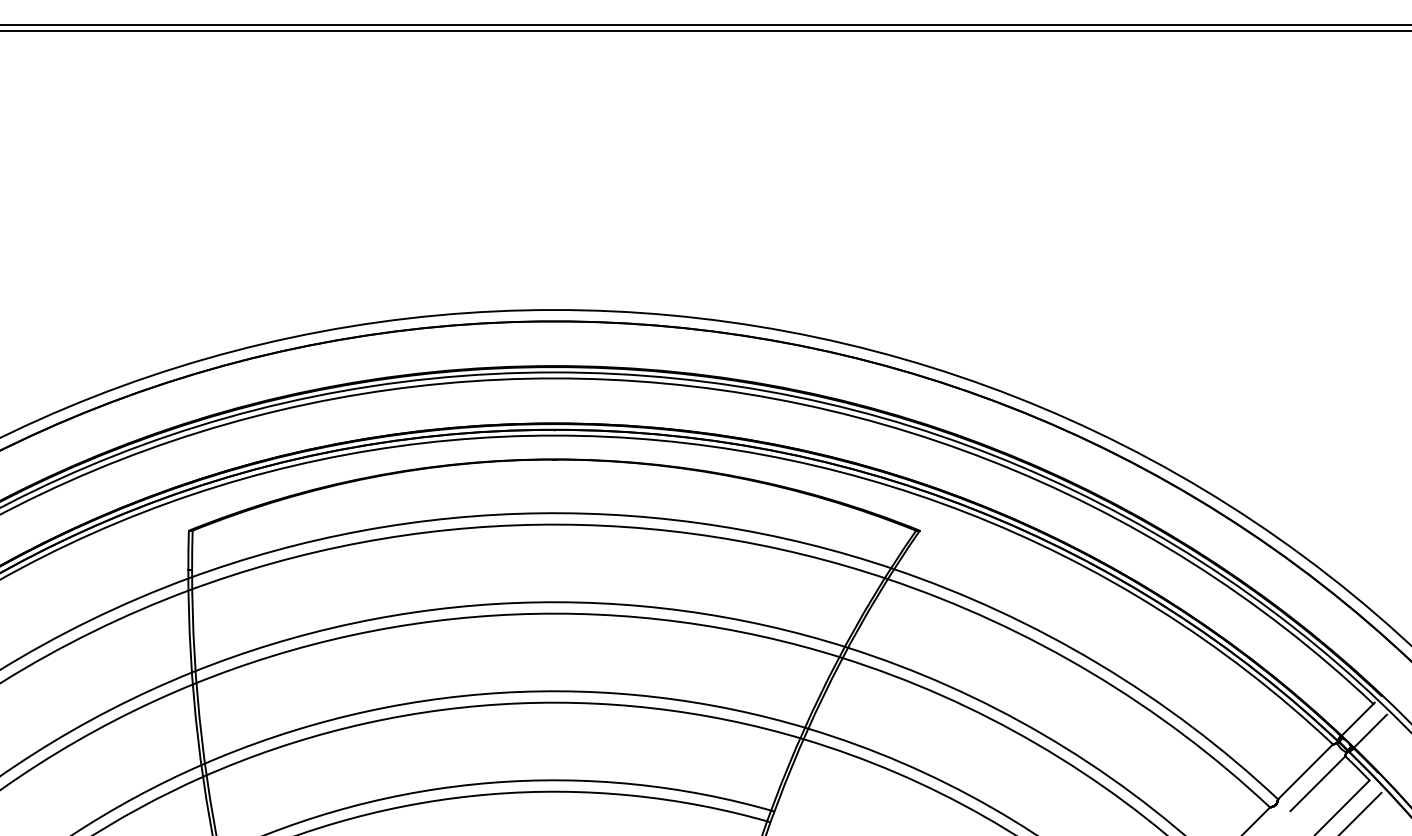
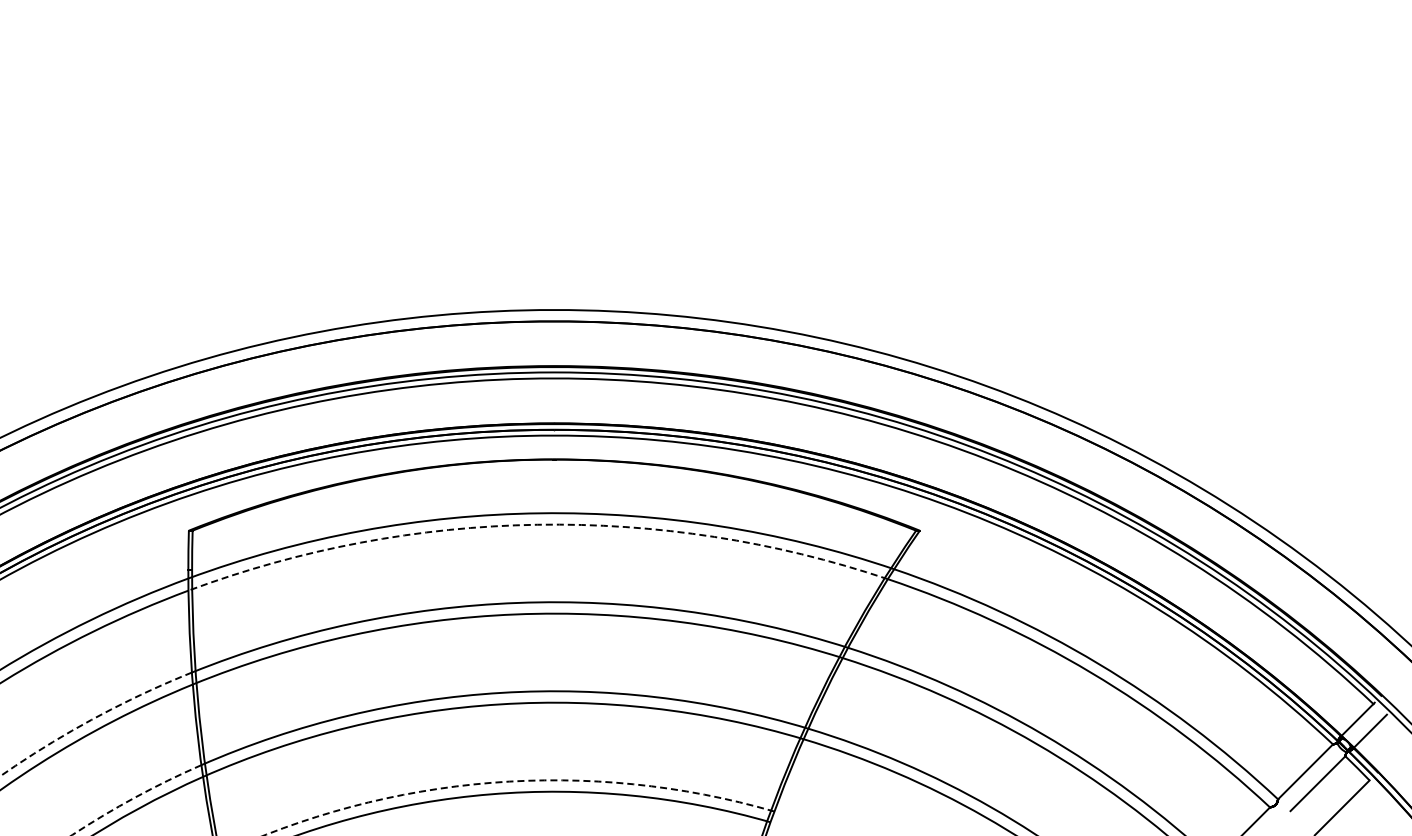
line: present -> none (705, 24)
line: present -> none (705, 31)
arc: solid -> dashed (537, 524)
arc: solid -> dashed (92, 719)
arc: solid -> dashed (518, 781)
arc: solid -> dashed (134, 797)
line: present -> none (1361, 812)
